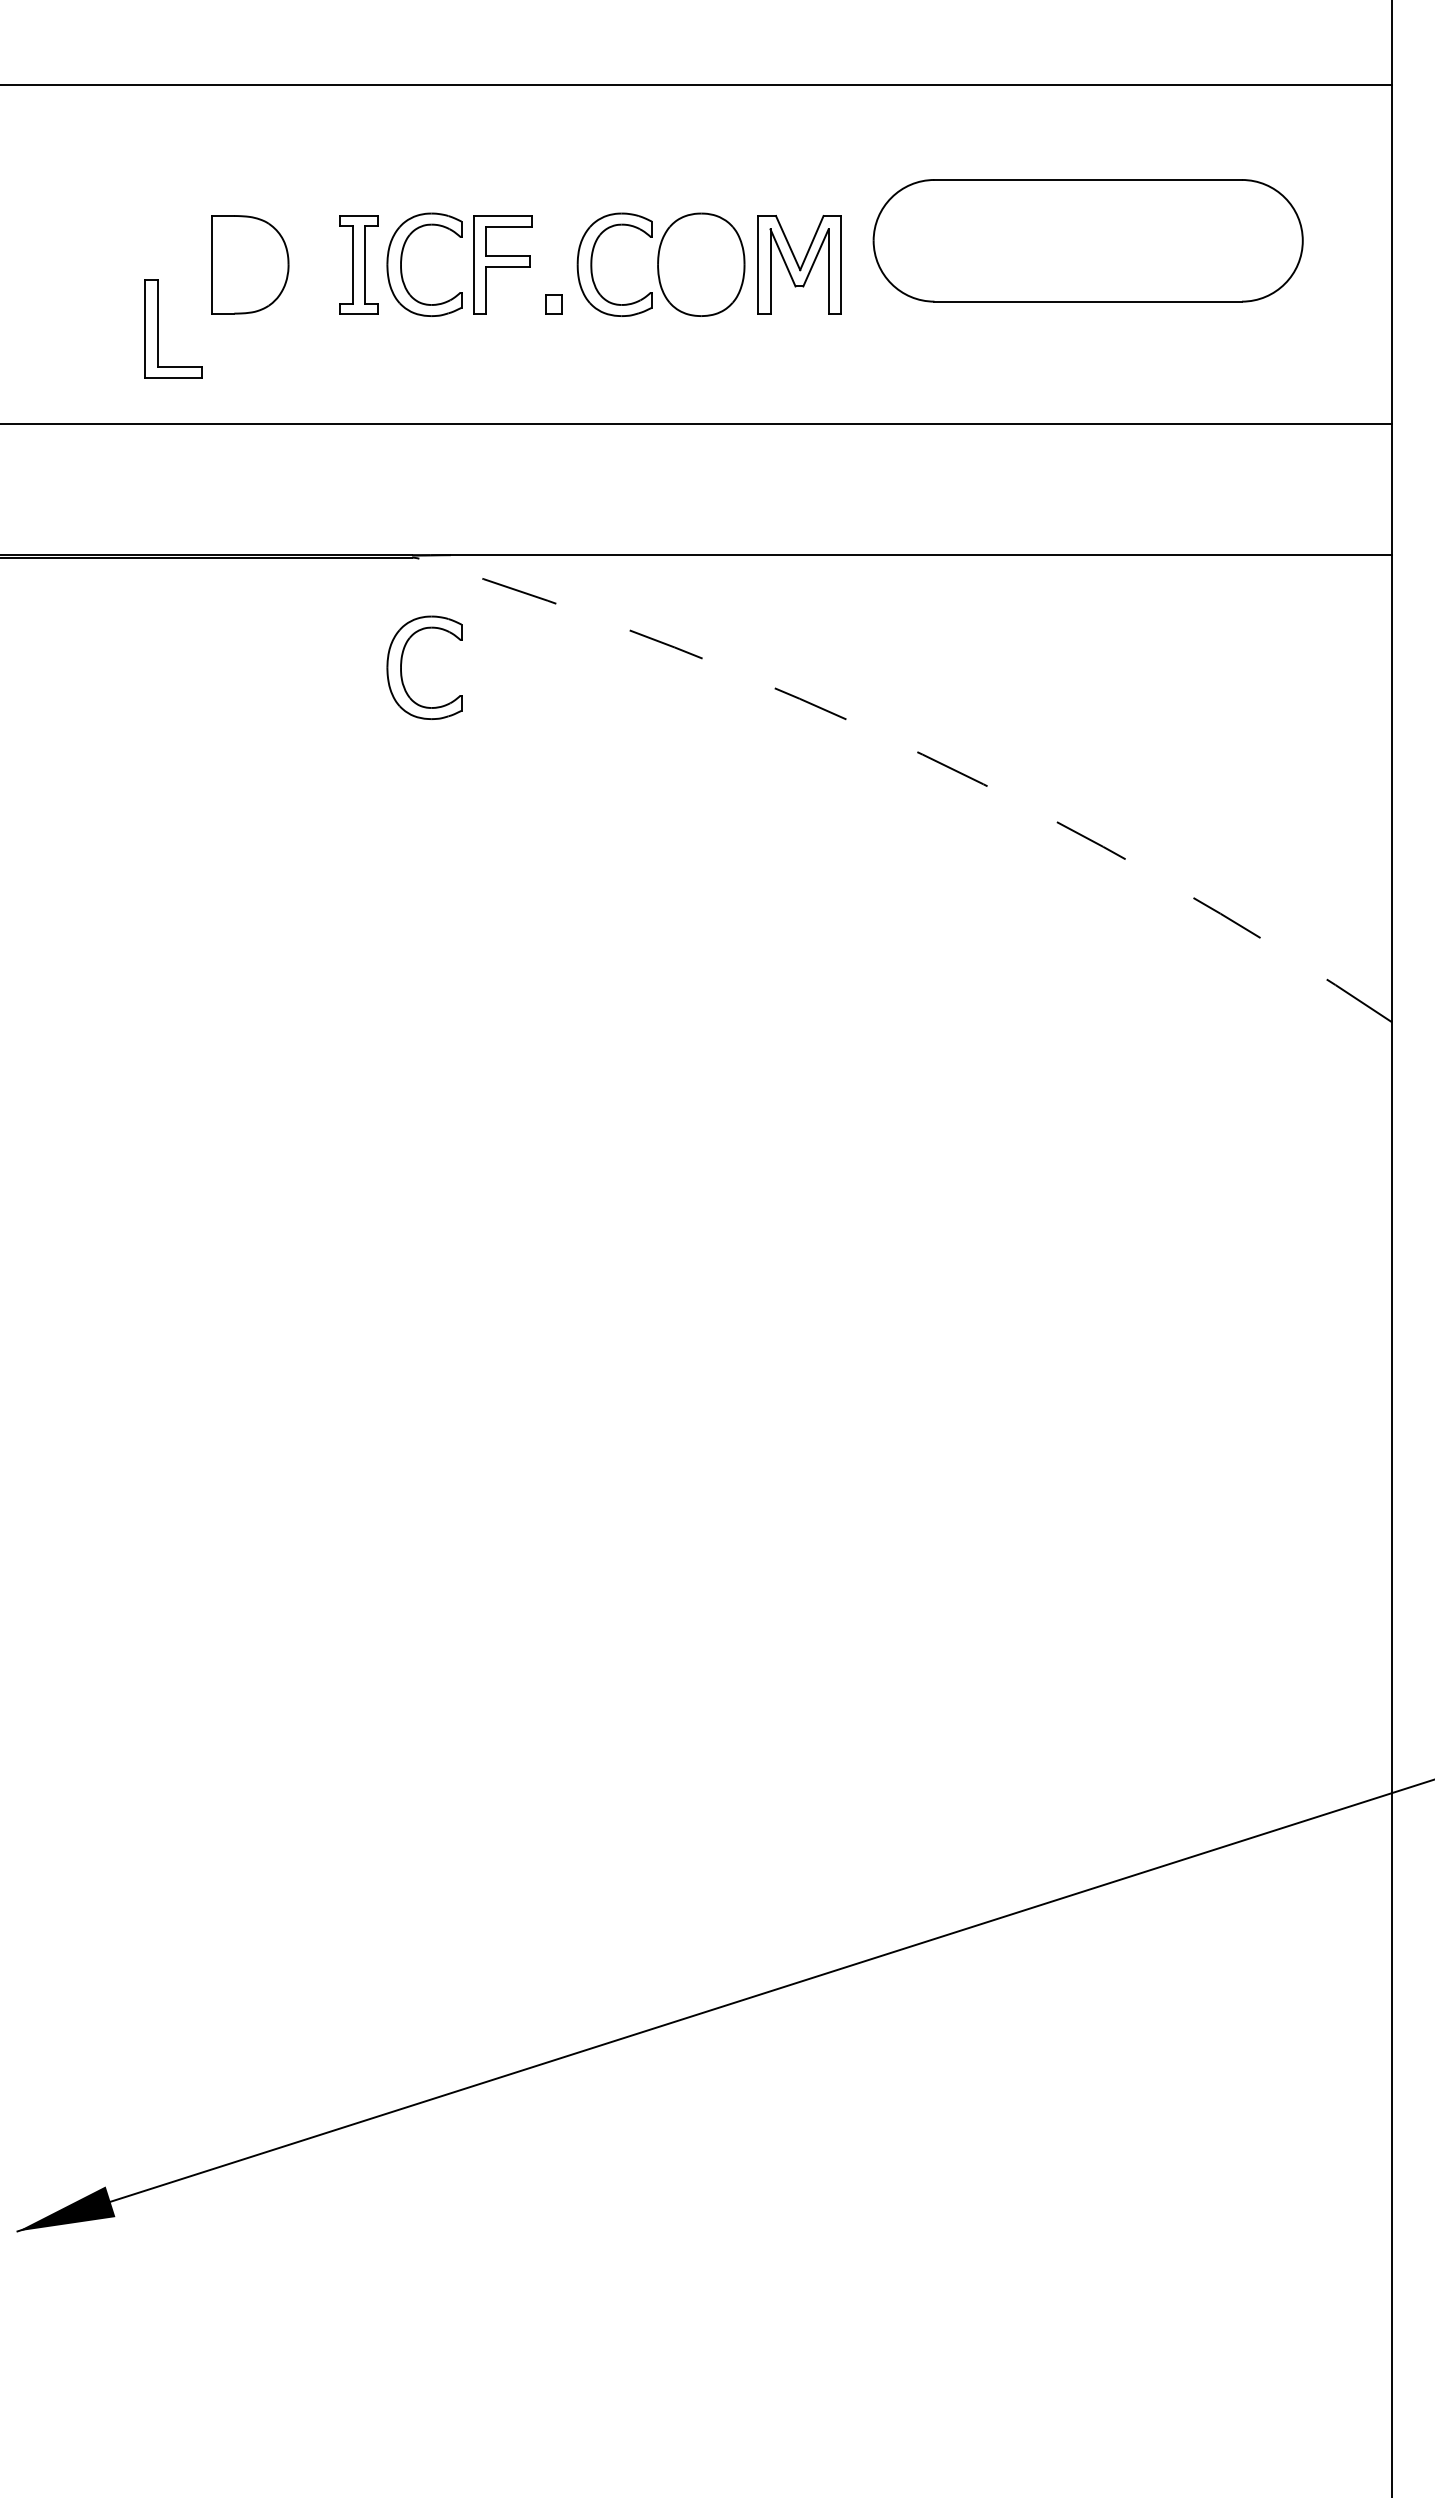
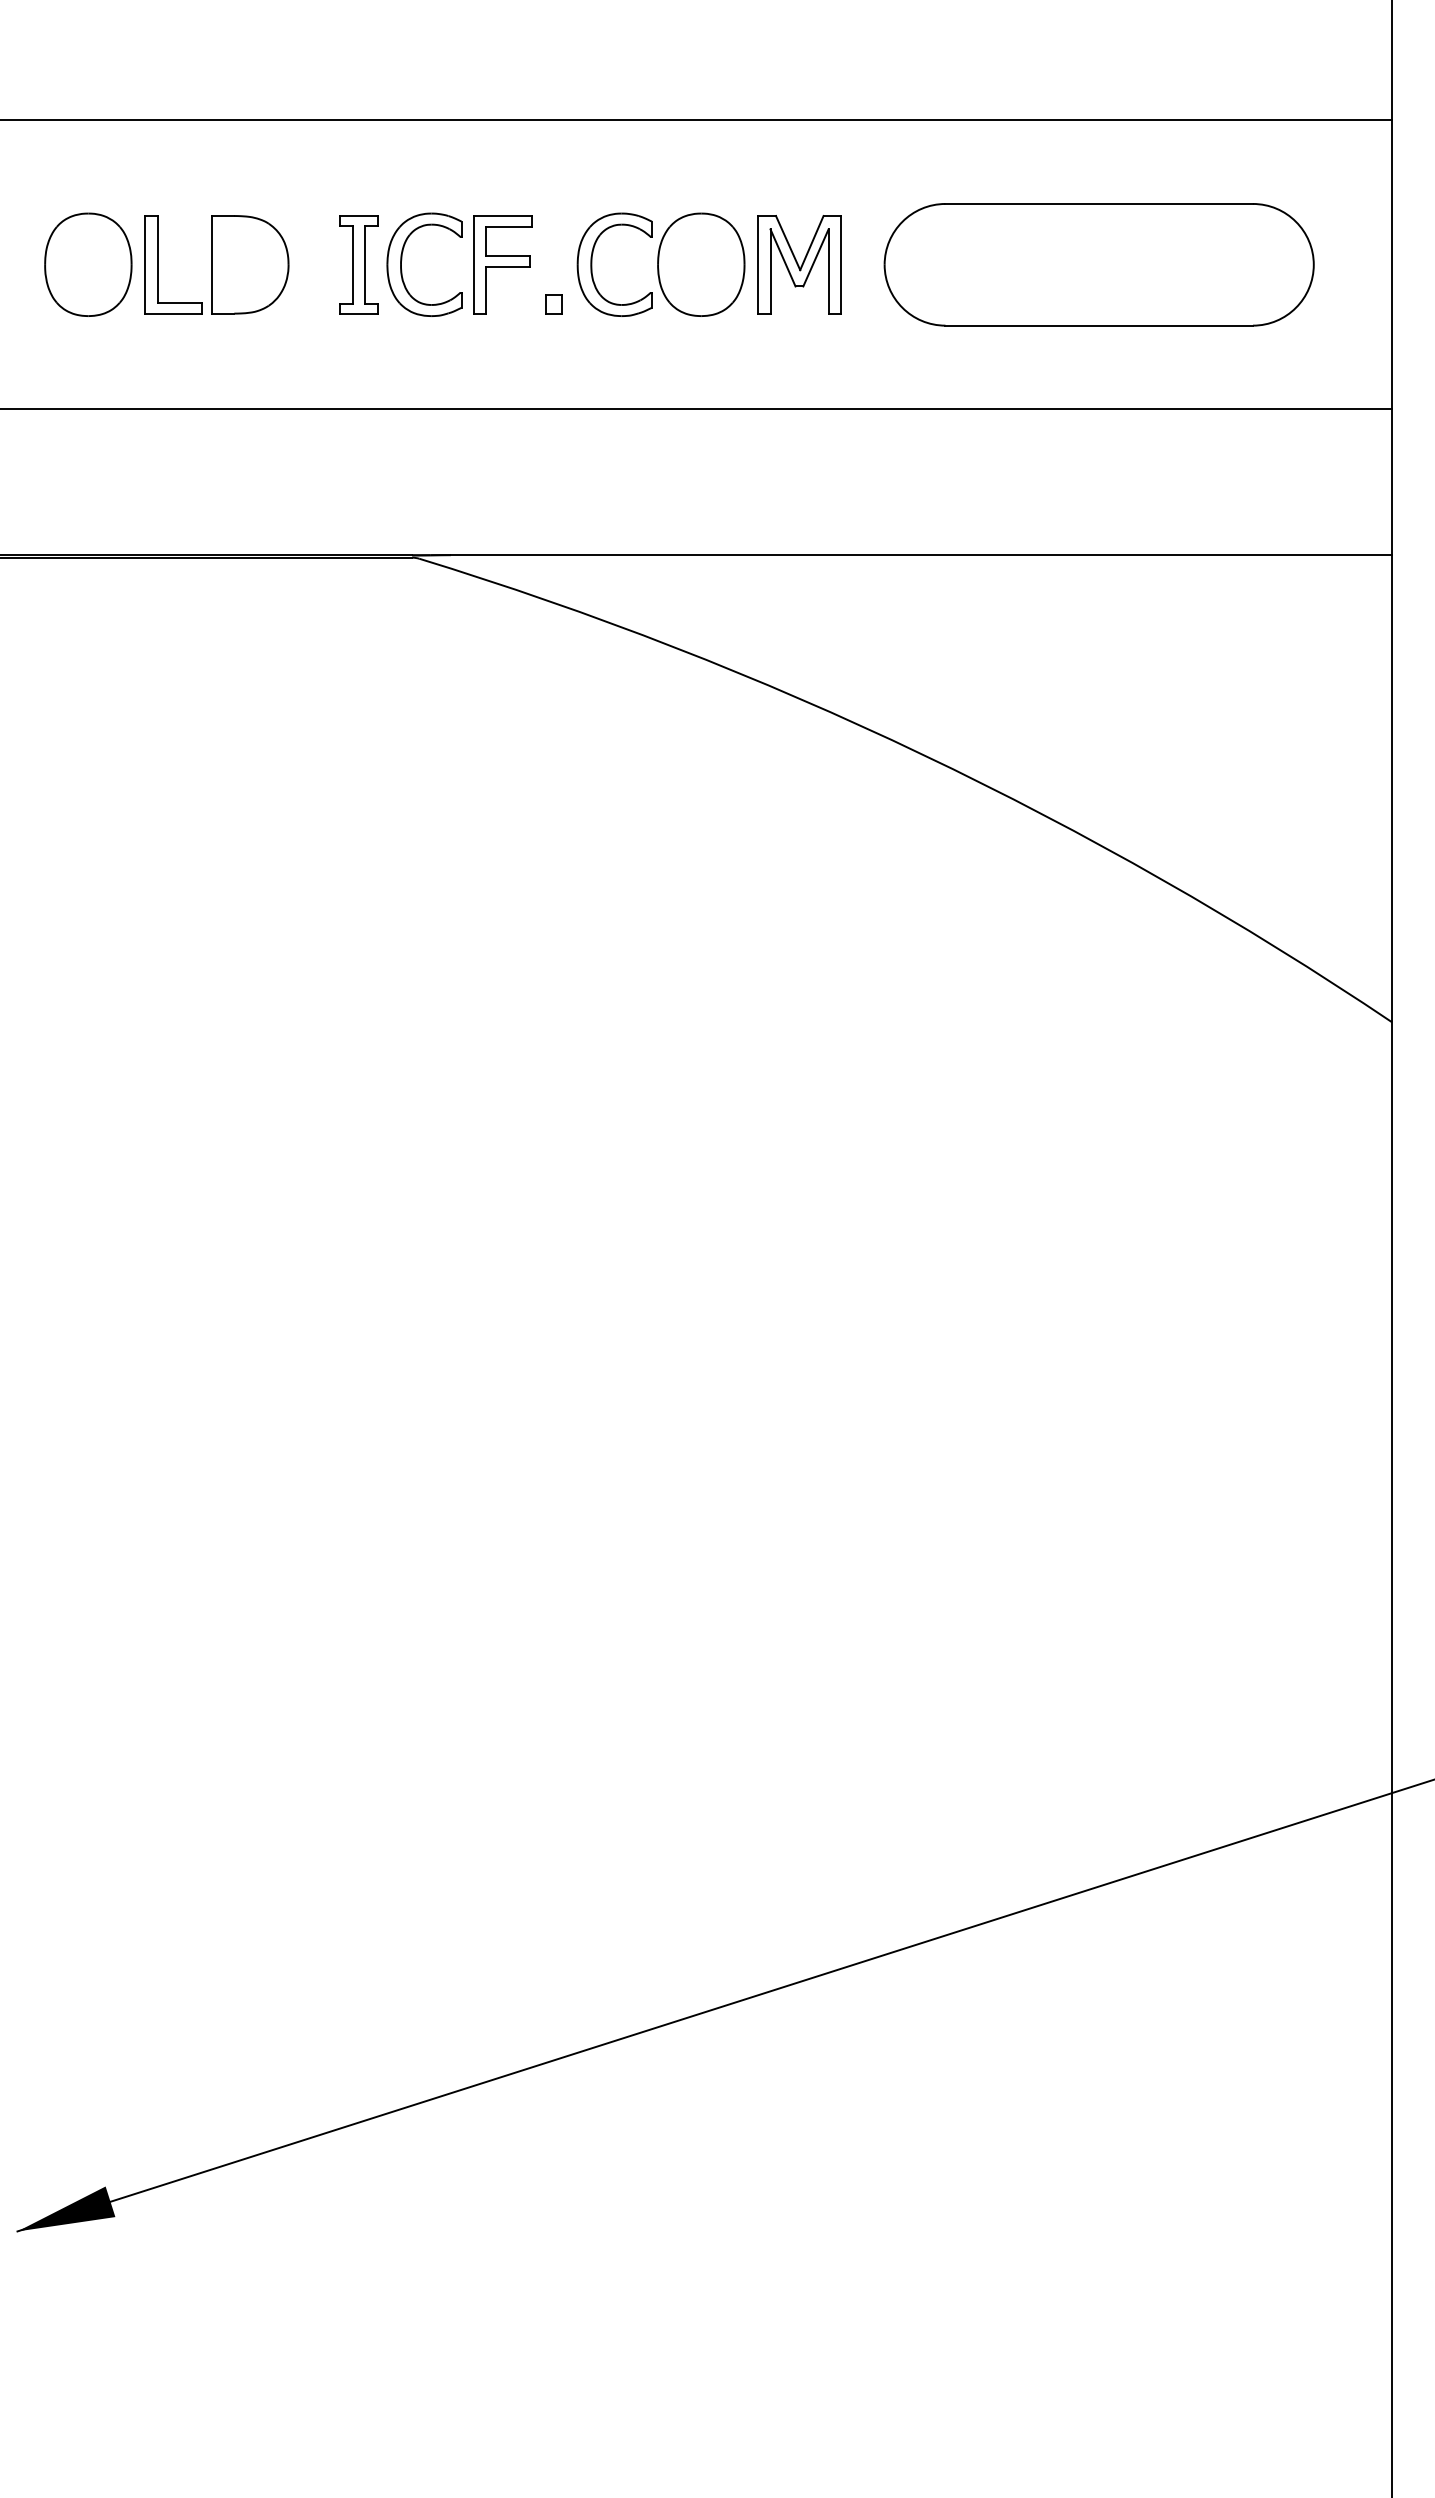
line position: (697, 85) -> (697, 120) (697, 120)
part position: (1087, 240) -> (1098, 264) (1098, 264)
part: none -> present (88, 264)
part position: (158, 328) -> (158, 264) (158, 264)
line position: (697, 424) -> (697, 409) (697, 409)
part: present -> none (402, 663)
arc: dashed -> solid (922, 754)
